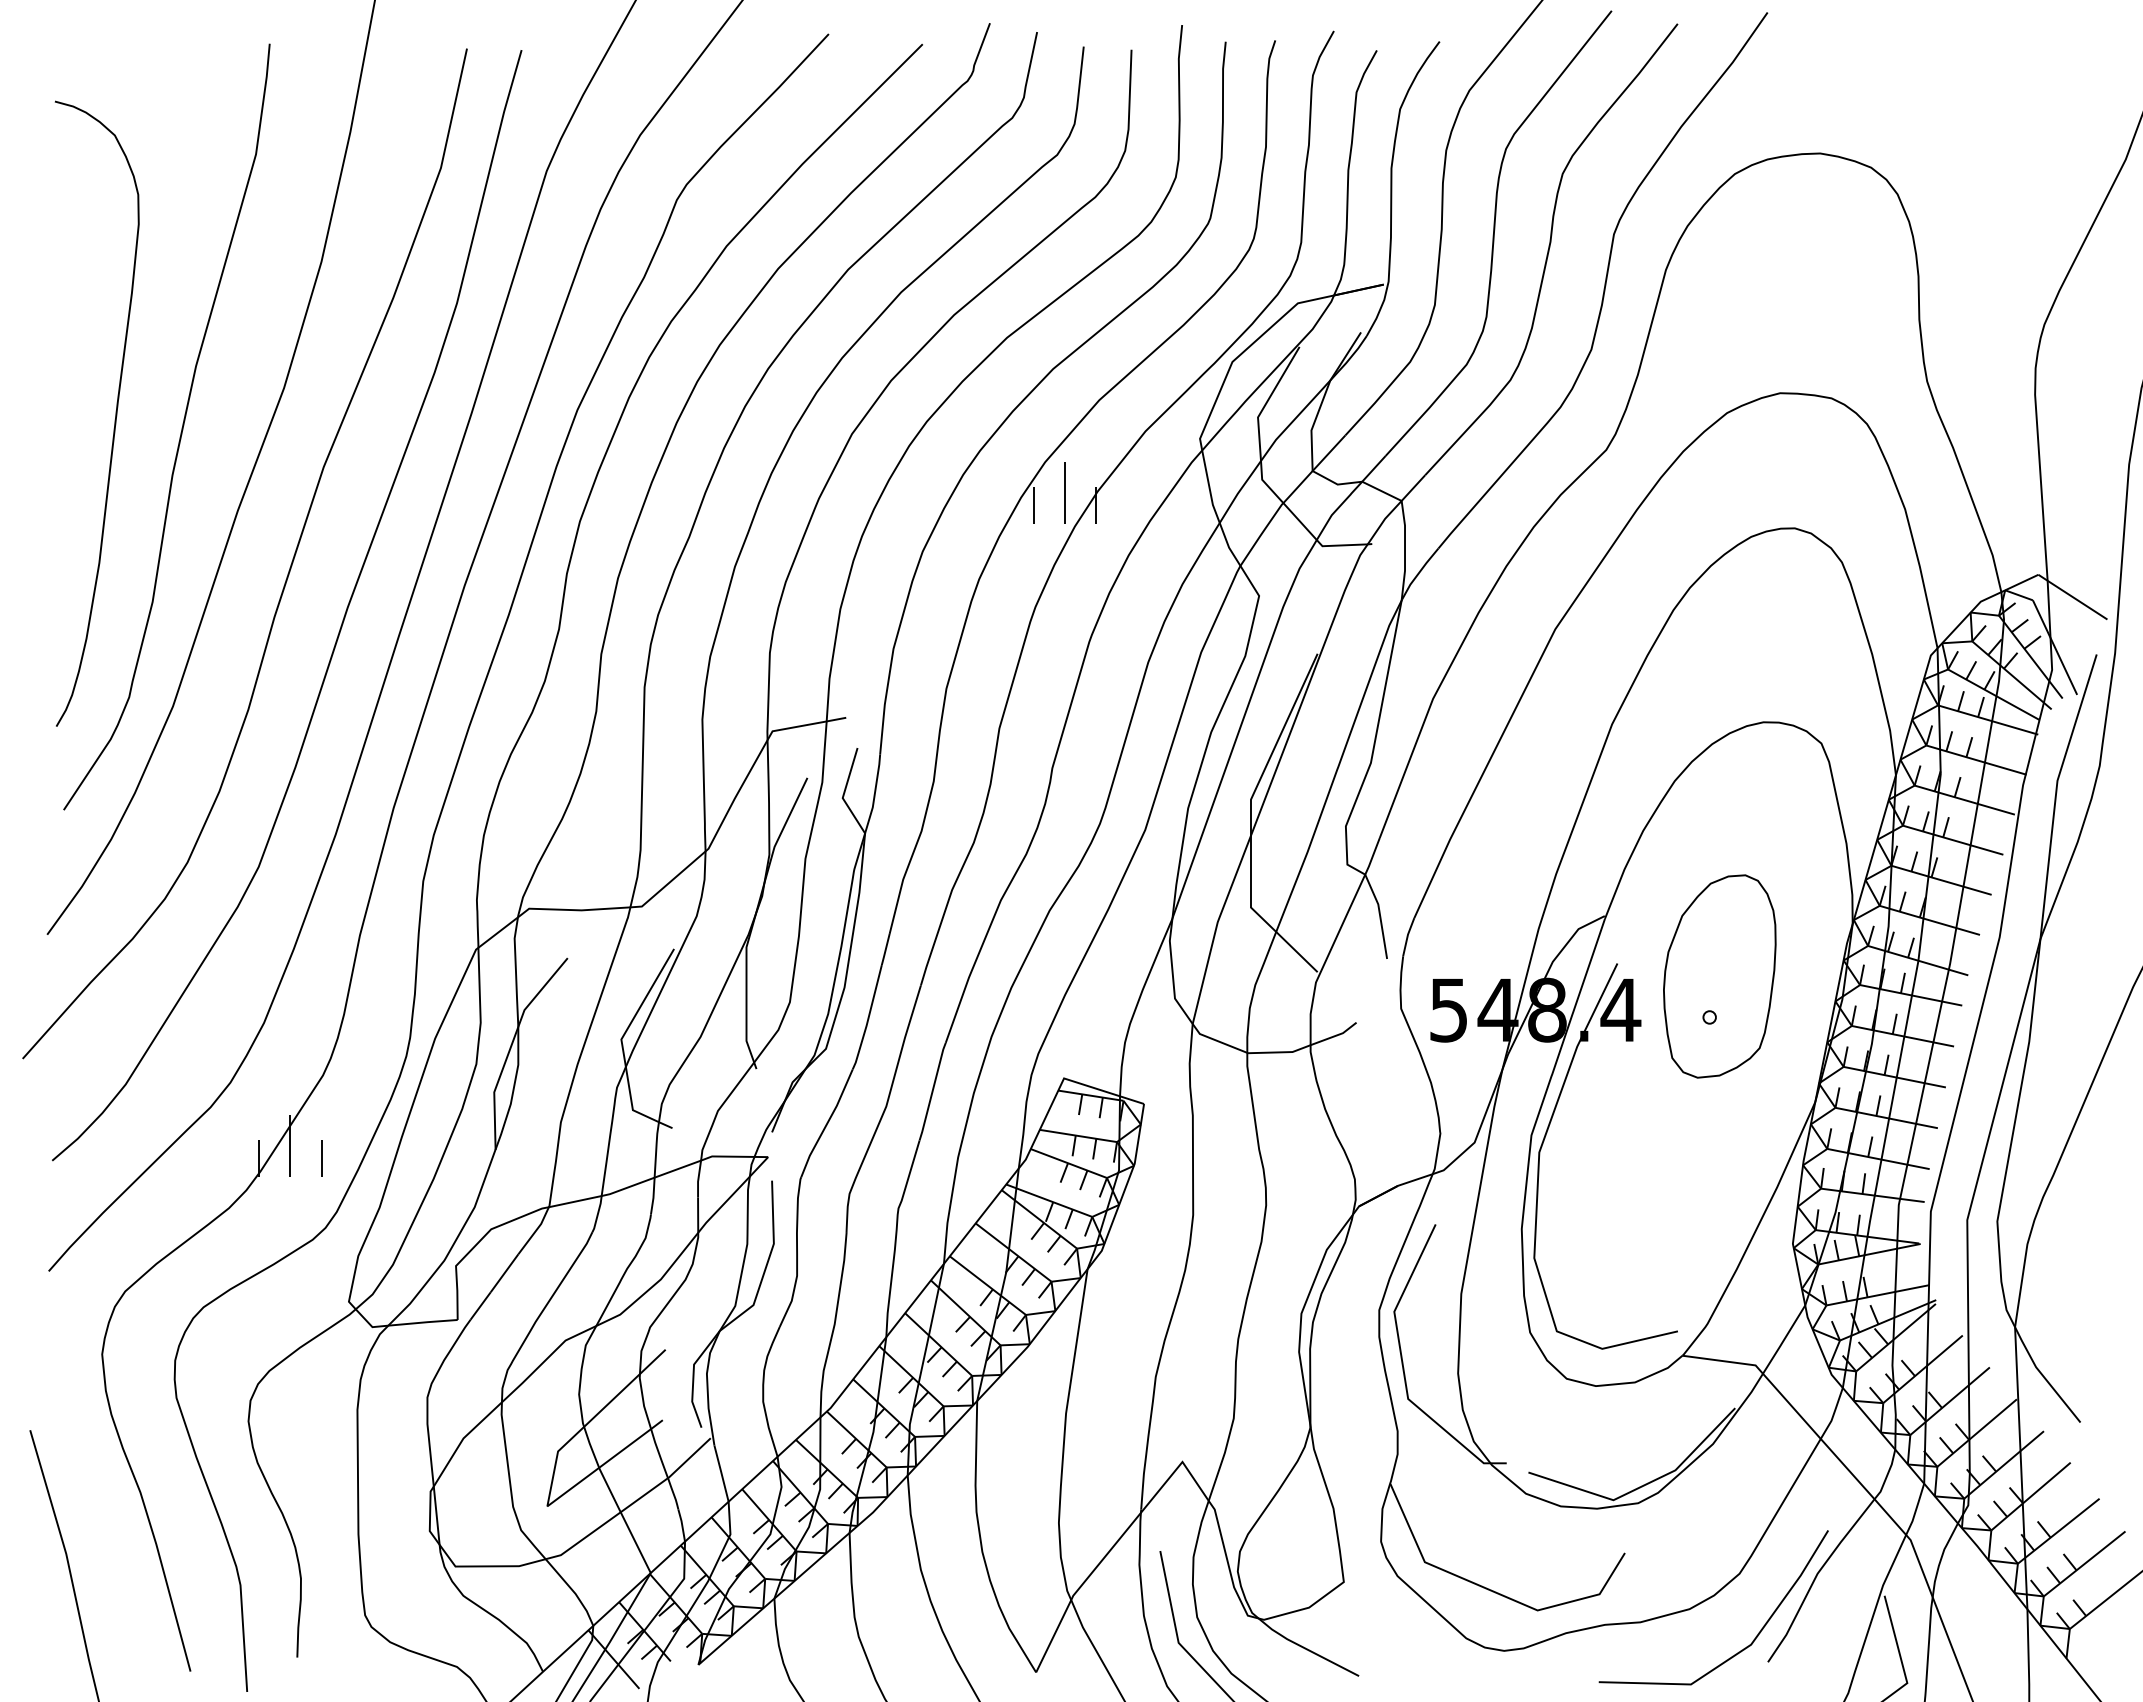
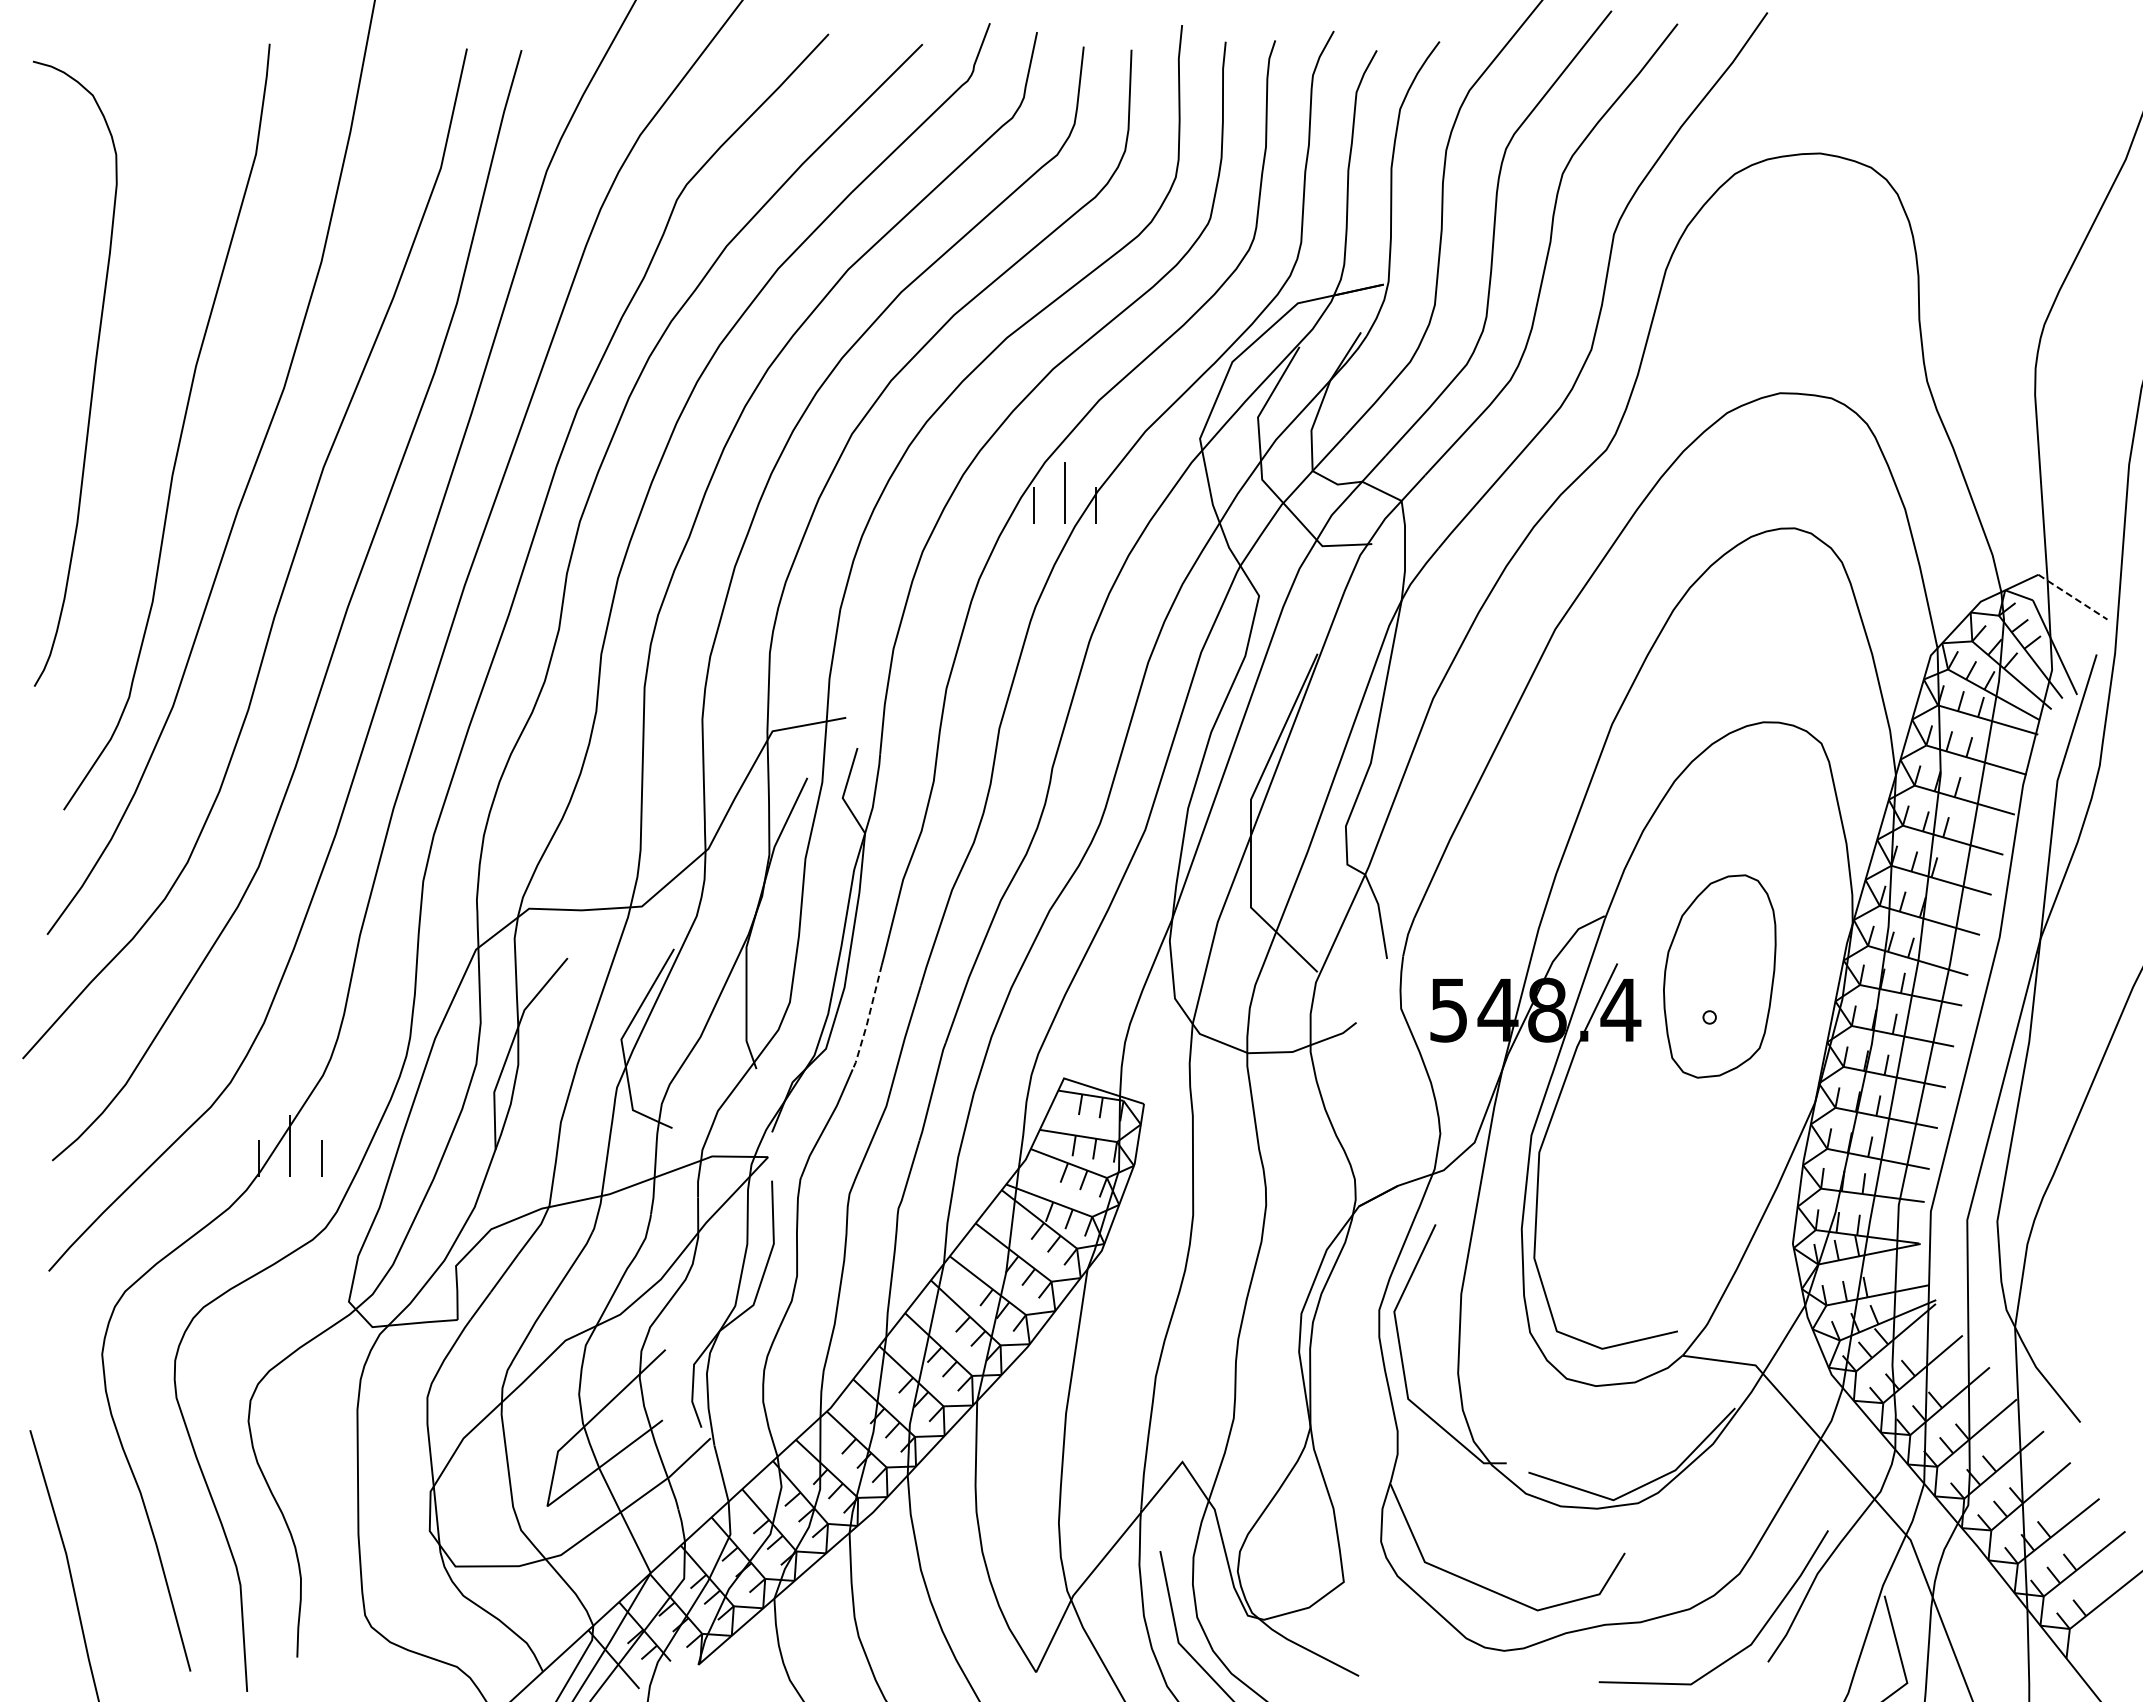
curve position: (114, 419) -> (92, 379) (92, 379)
line: solid -> dashed (2072, 596)
line: solid -> dashed (868, 1019)
